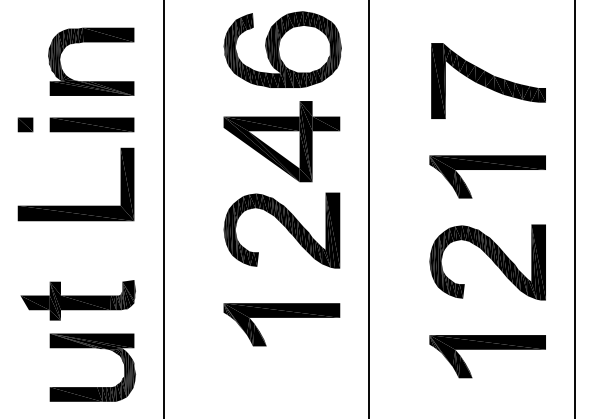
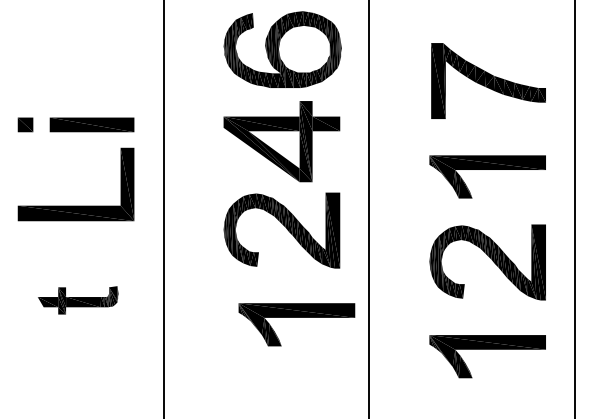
part: present -> none (91, 42)
part size: 116x41 px -> 81x29 px (78, 300)
part position: (281, 317) -> (296, 317) (296, 317)
part: present -> none (92, 348)
